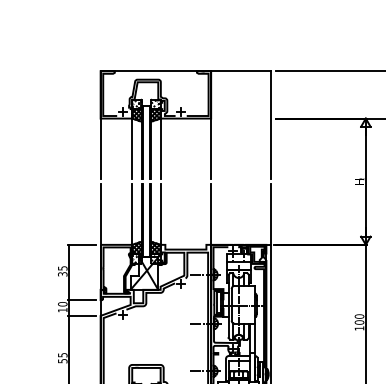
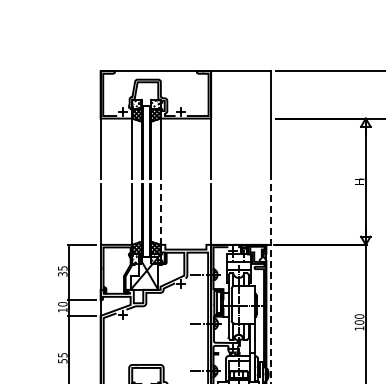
line: solid -> dashed (160, 213)
line: solid -> dashed (271, 283)
